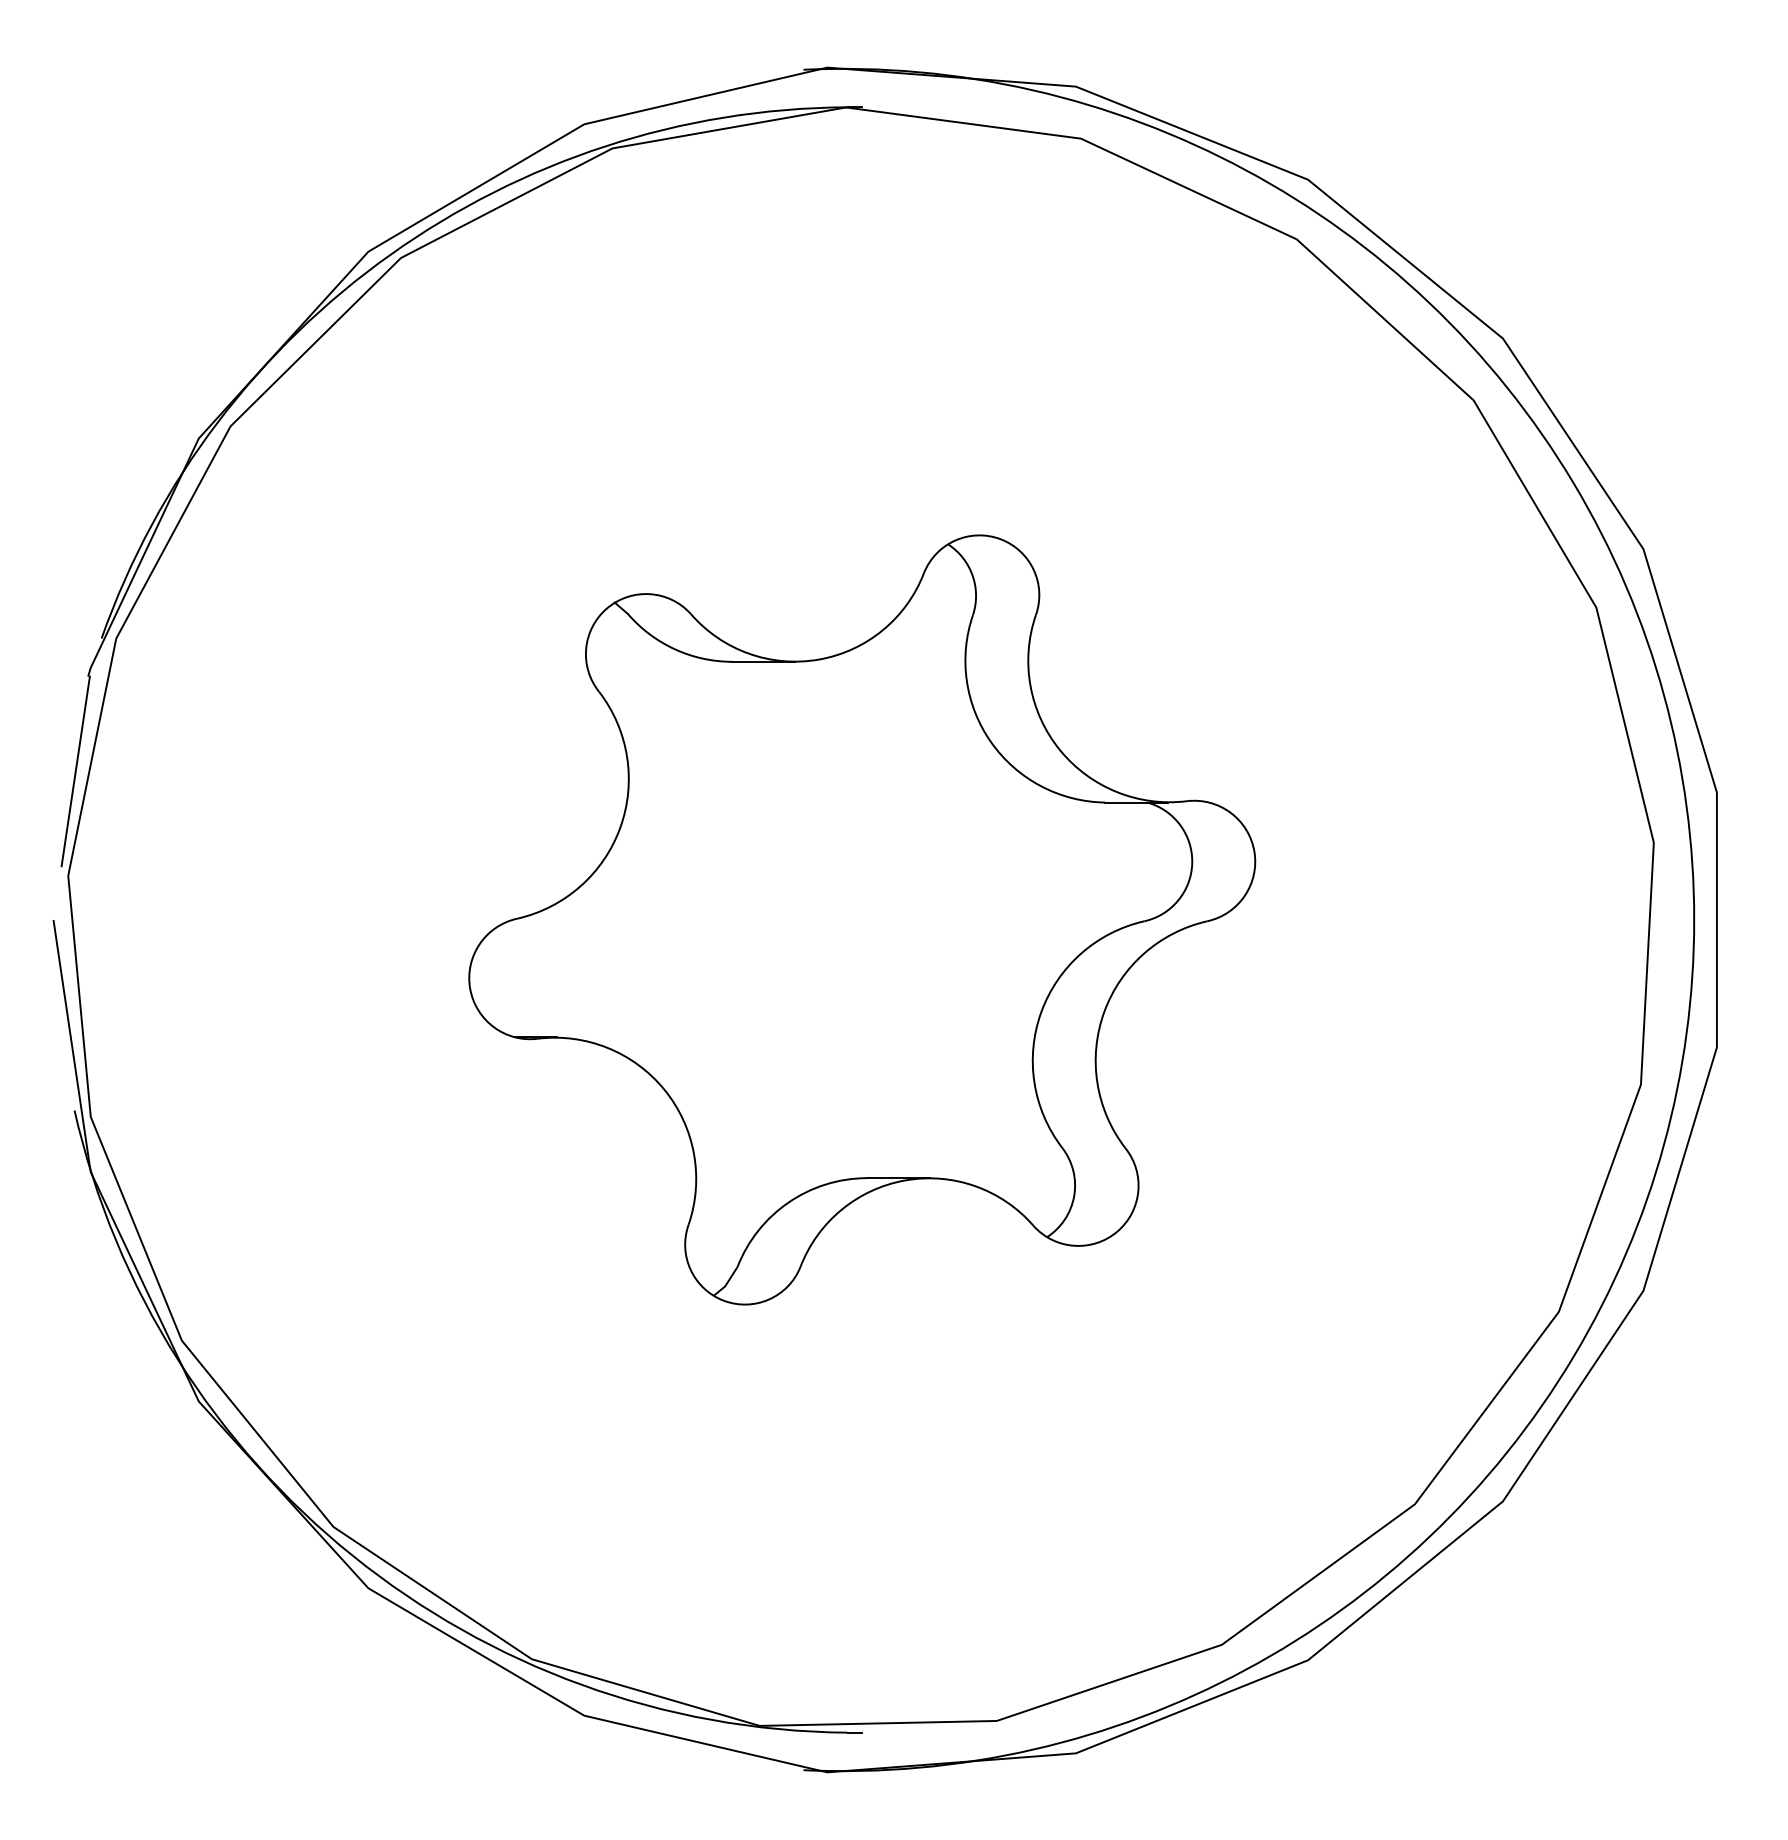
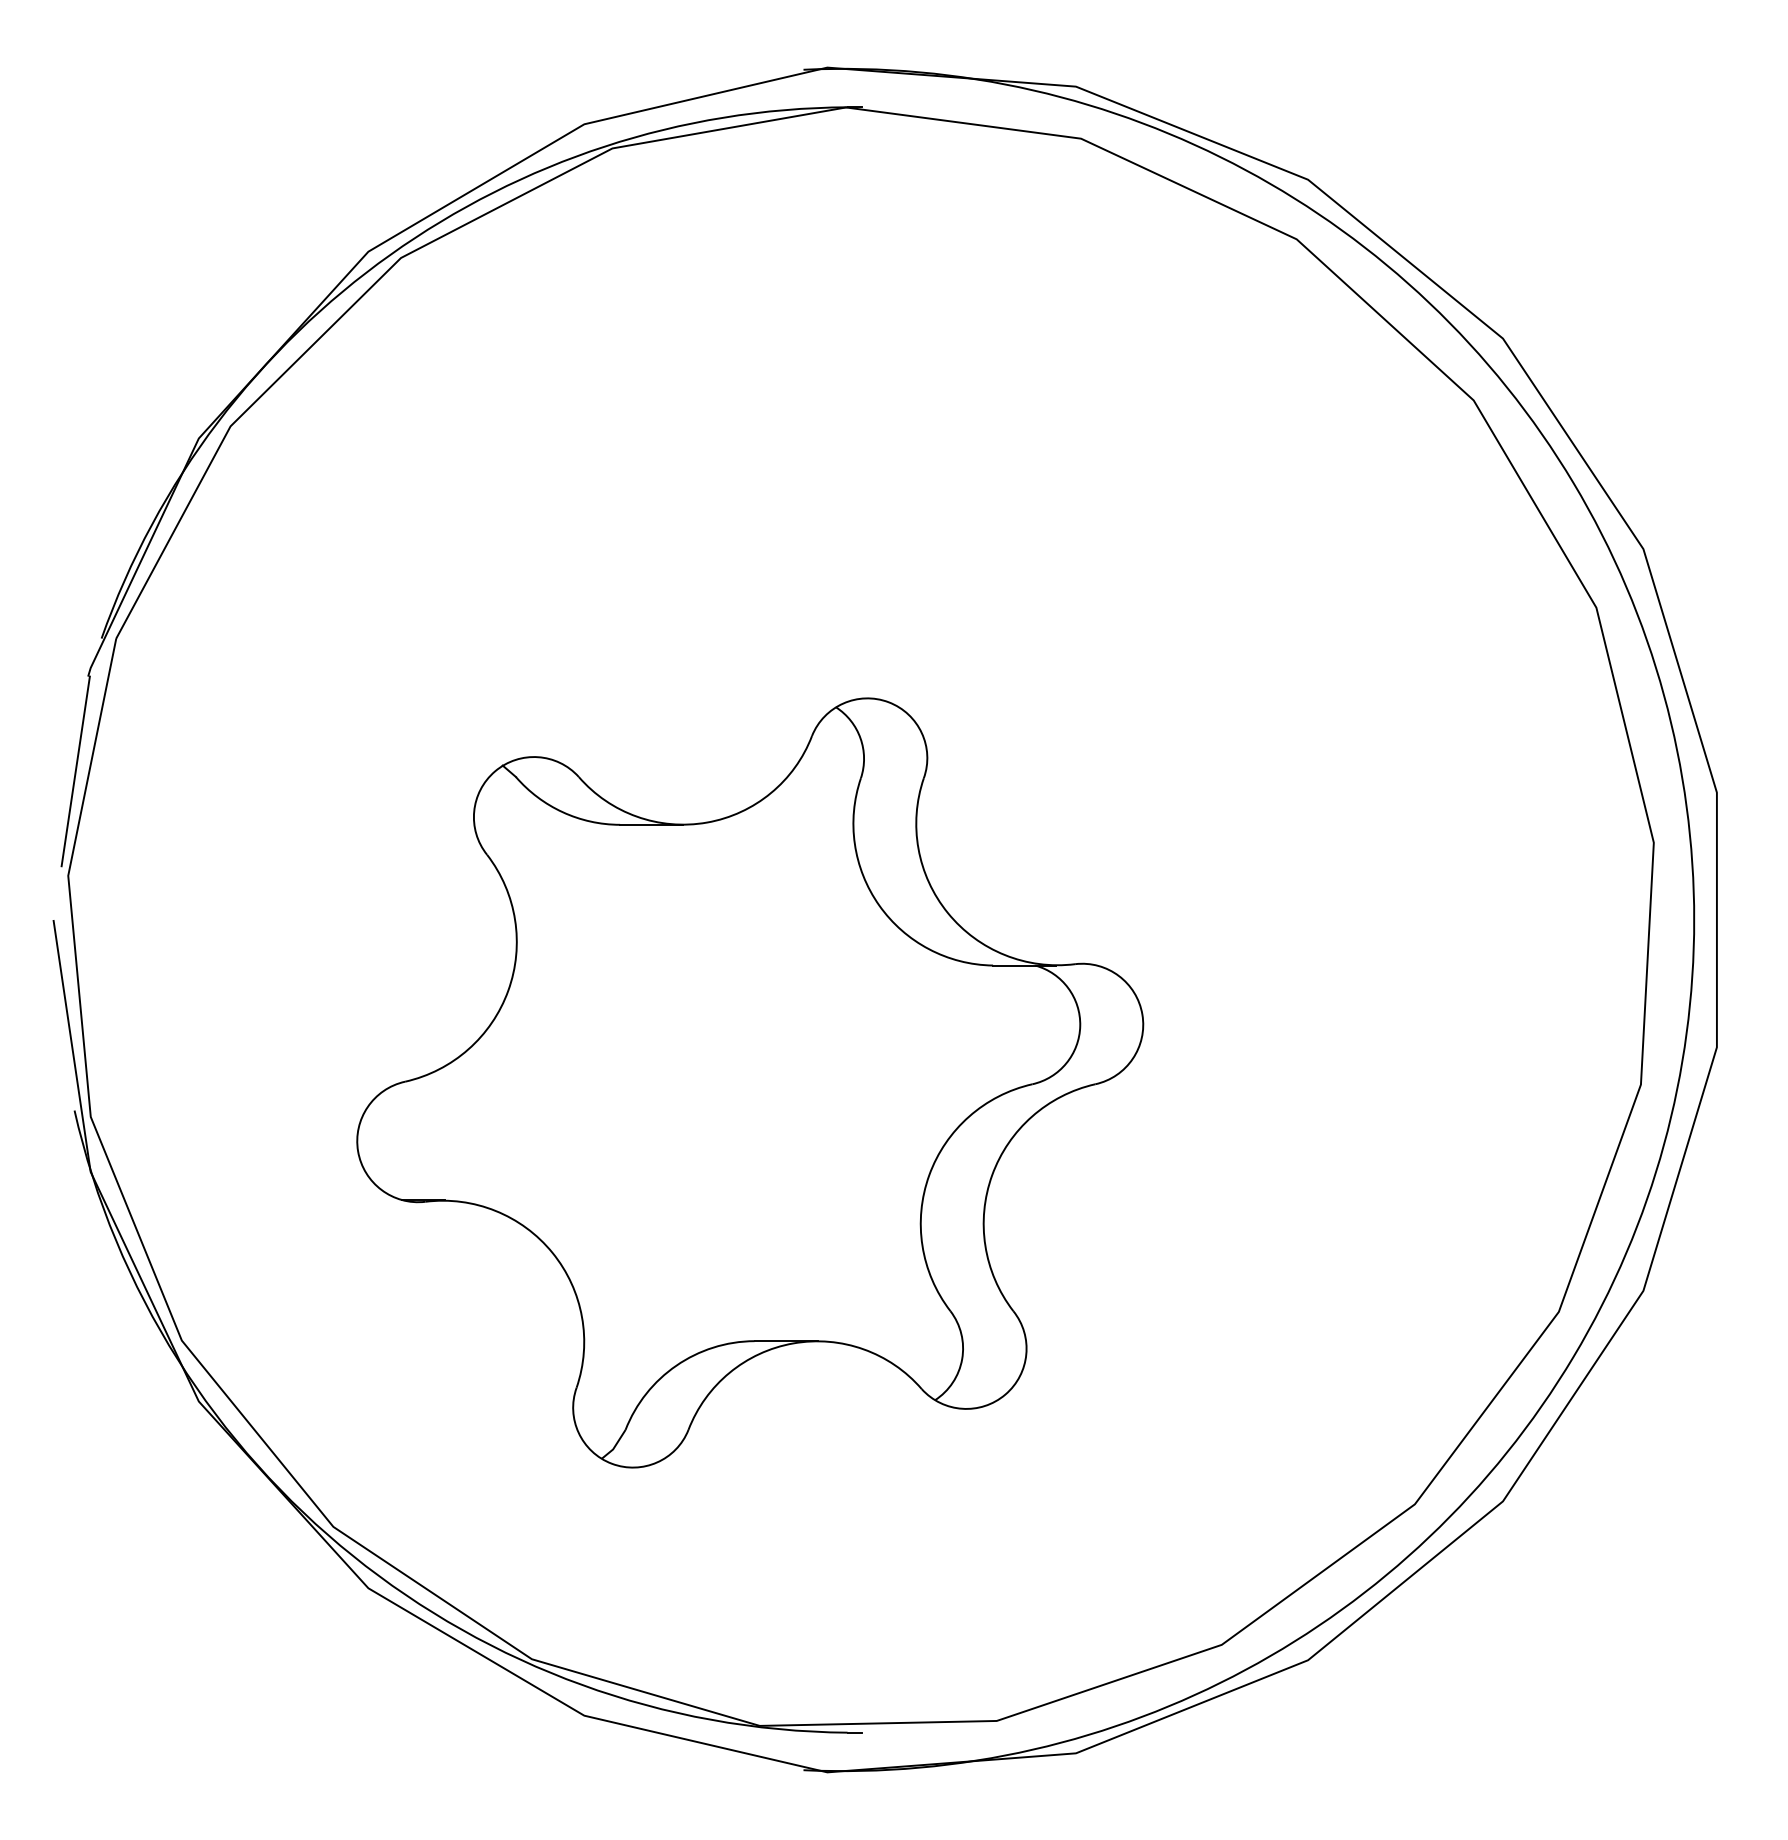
part position: (862, 919) -> (750, 1082) (750, 1082)
